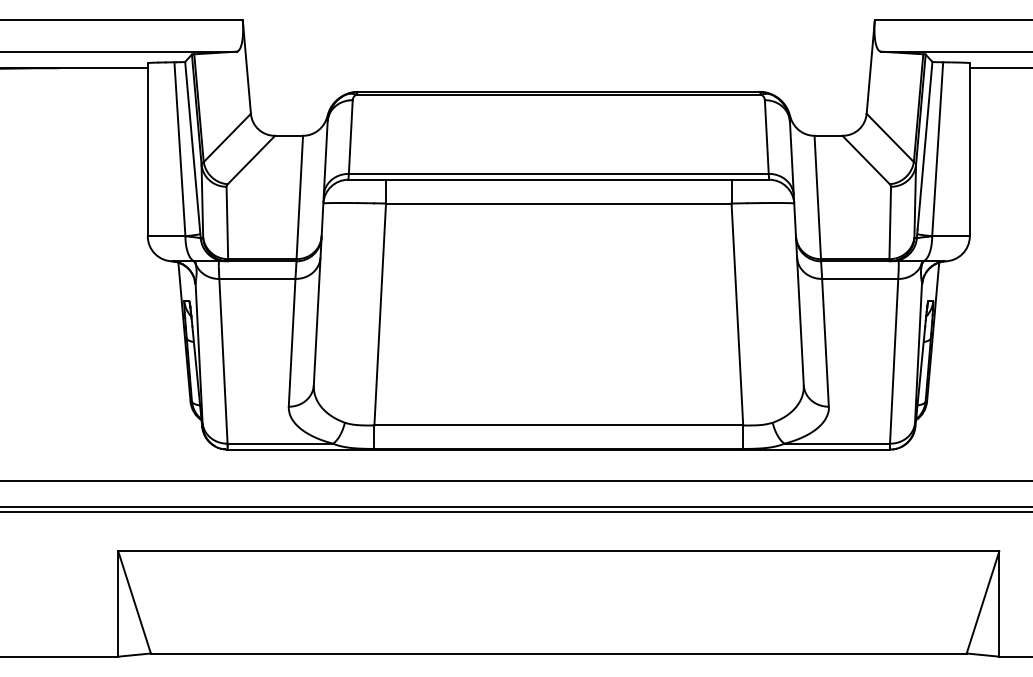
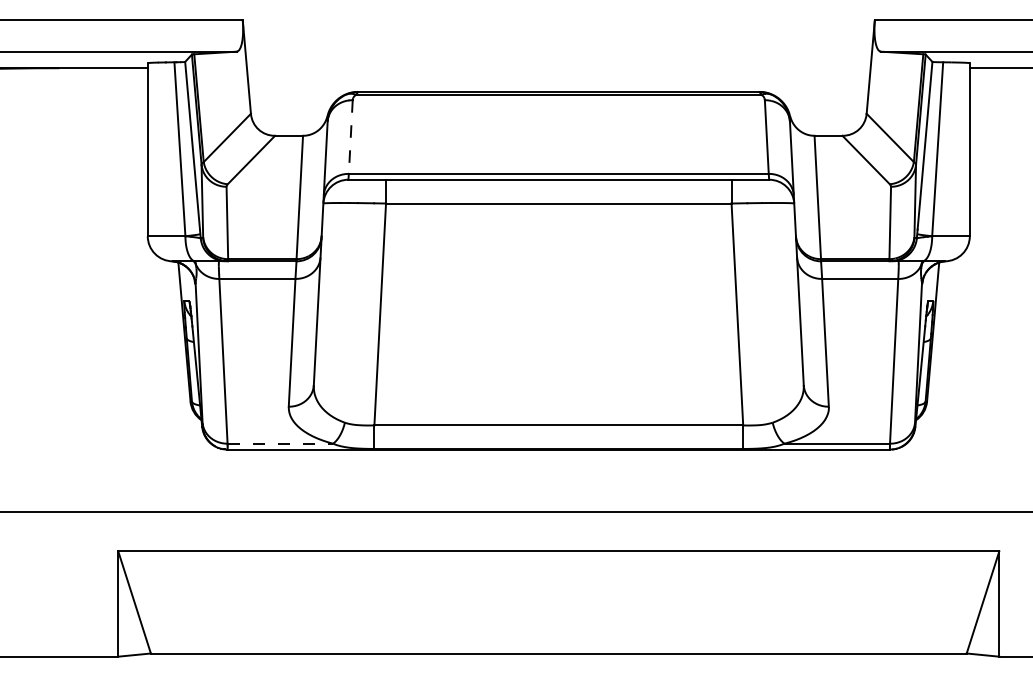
line: solid -> dashed (350, 137)
line: solid -> dashed (280, 443)
line: present -> none (515, 481)
line: present -> none (515, 506)
